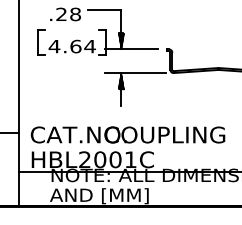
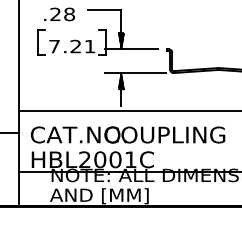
text position: (65, 14) -> (59, 14) (59, 14)
text: 4.64 -> 7.21 (71, 46)
line: none -> present (128, 111)
